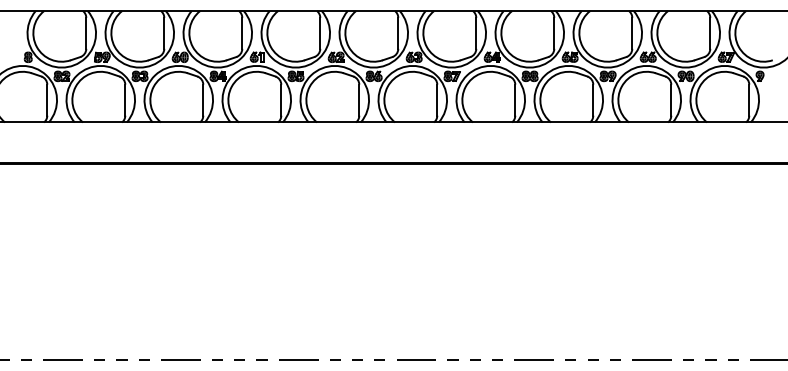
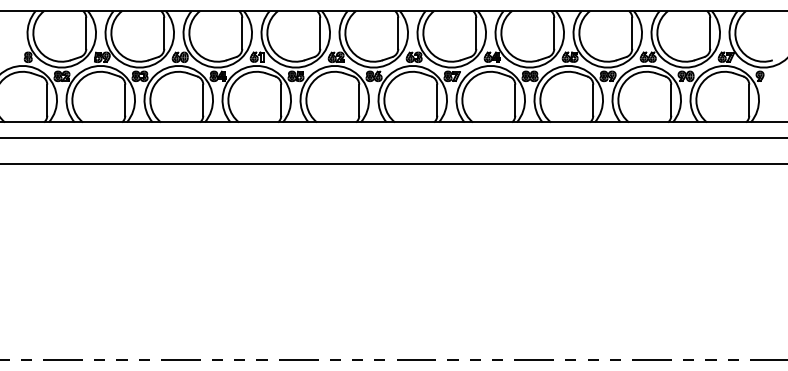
line position: (393, 162) -> (393, 137) (393, 137)
